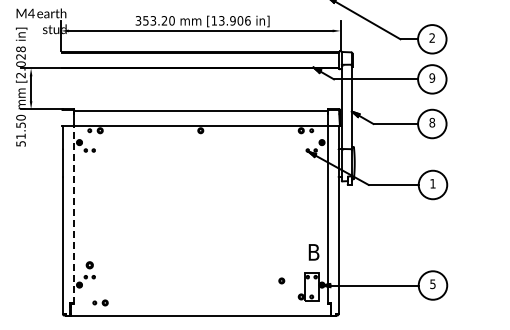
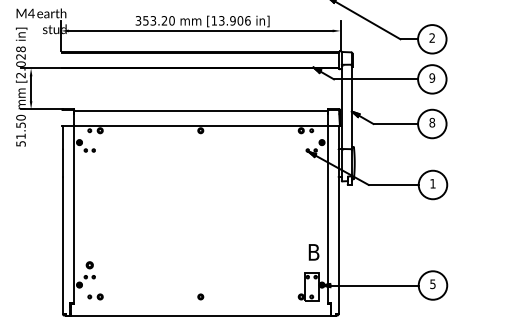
line: dashed -> solid (73, 214)
part position: (281, 280) -> (200, 296) (200, 296)
part position: (100, 302) -> (95, 296) (95, 296)
